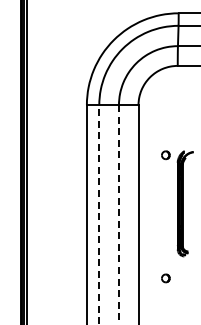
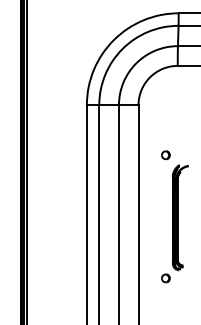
part position: (184, 203) -> (179, 217) (179, 217)
line: dashed -> solid (99, 214)
line: dashed -> solid (118, 215)
